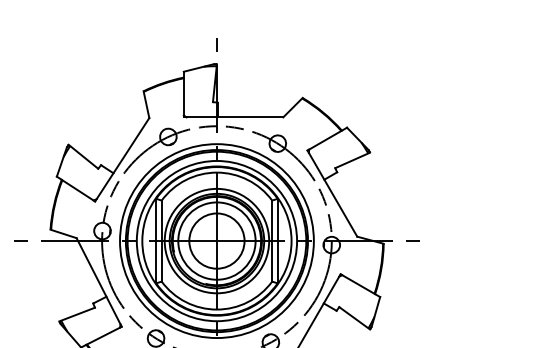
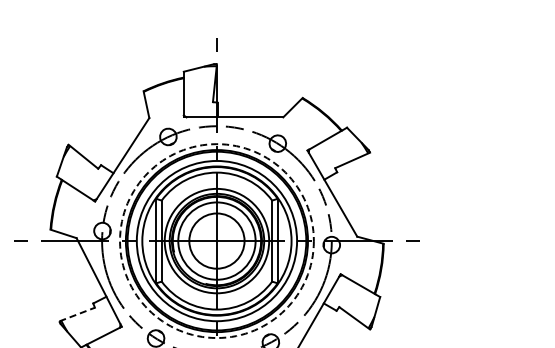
circle: solid -> dashed (216, 241)
line: solid -> dashed (77, 314)
